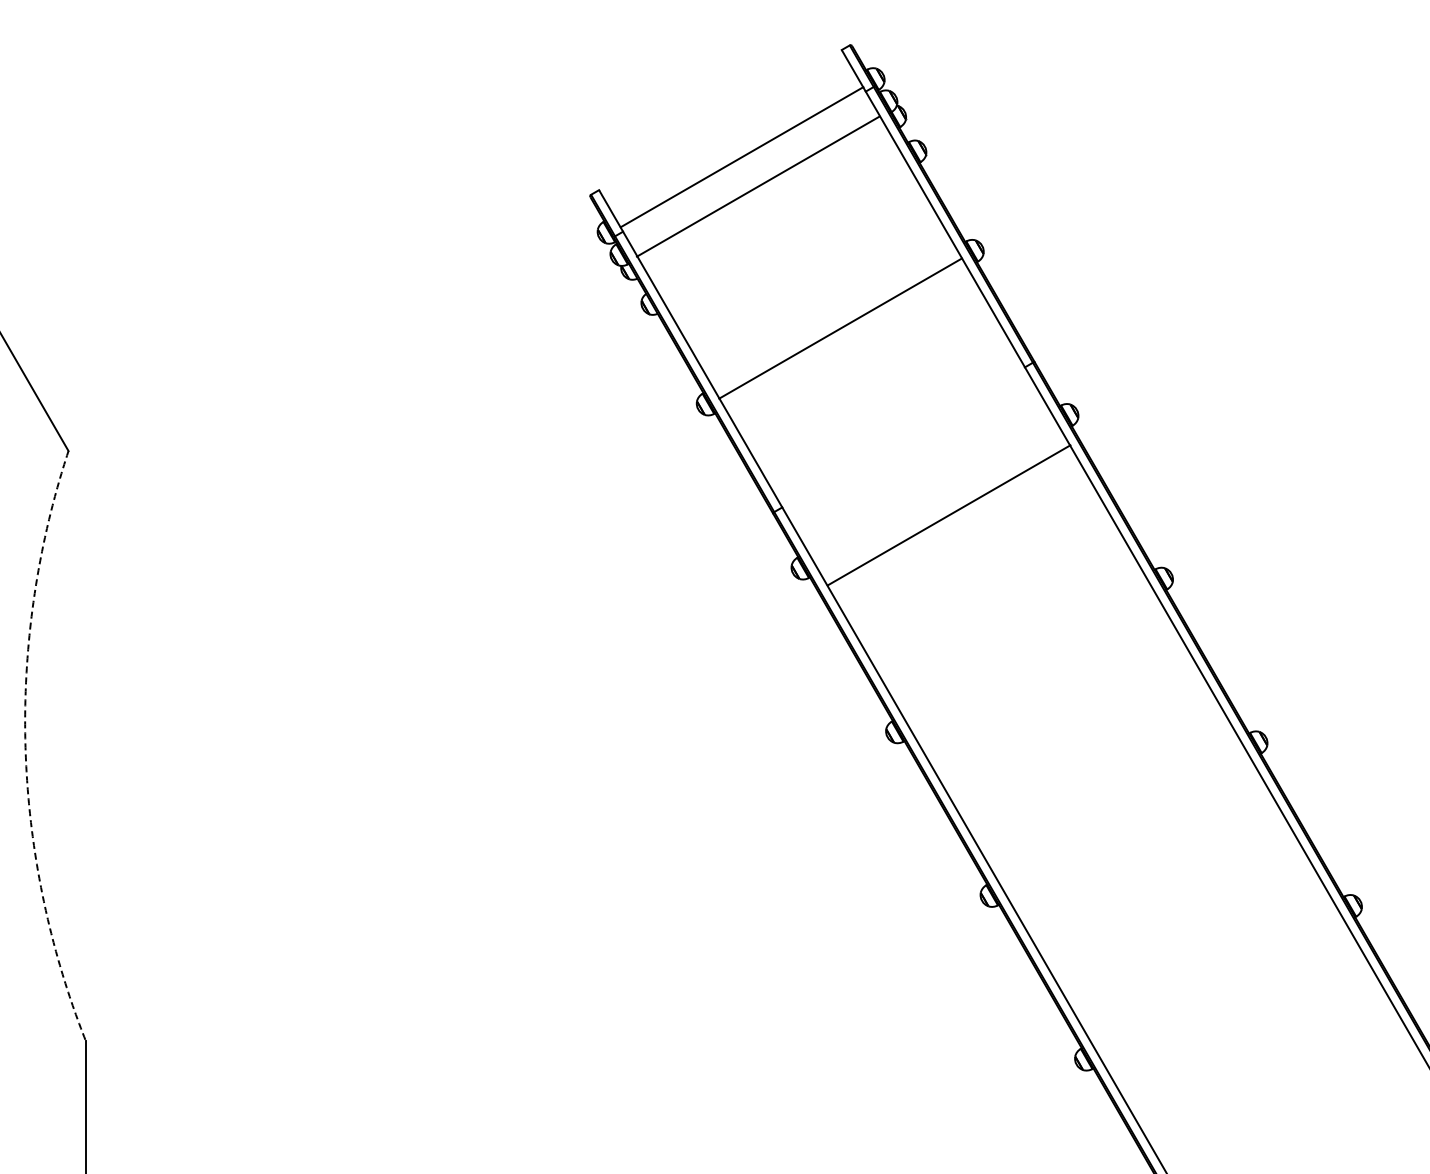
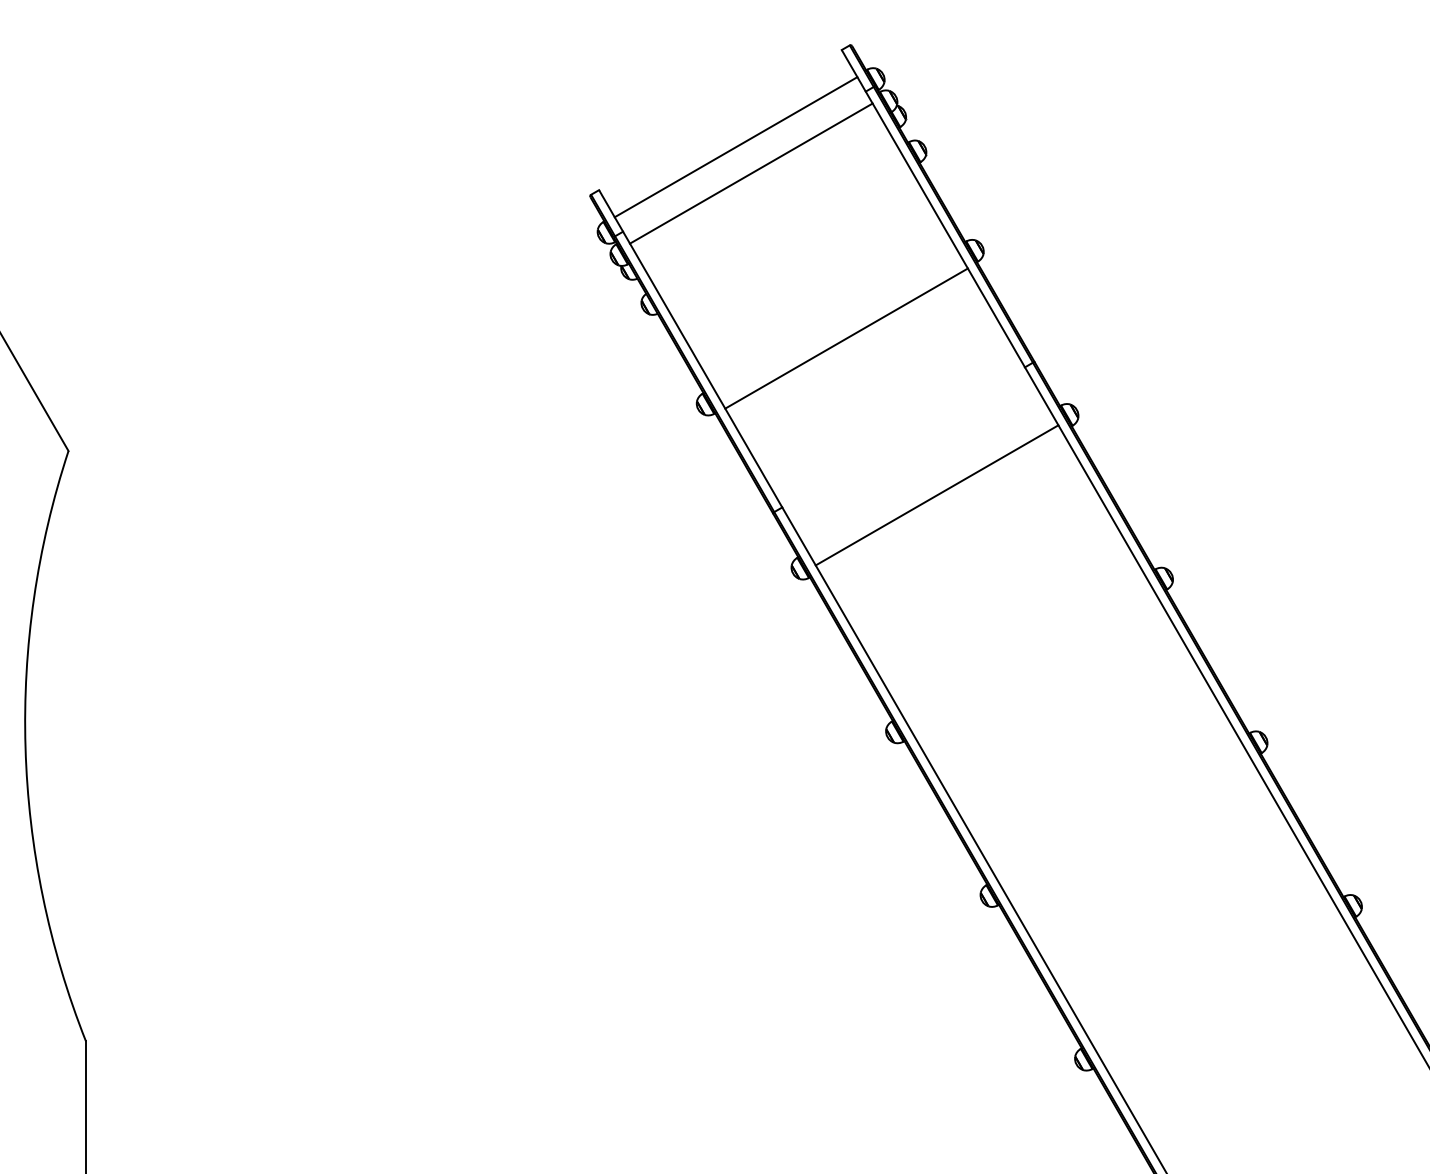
line position: (741, 157) -> (735, 147) (735, 147)
line position: (757, 186) -> (750, 173) (750, 173)
line position: (840, 328) -> (846, 338) (846, 338)
line position: (948, 515) -> (936, 495) (936, 495)
arc: dashed -> solid (25, 747)
